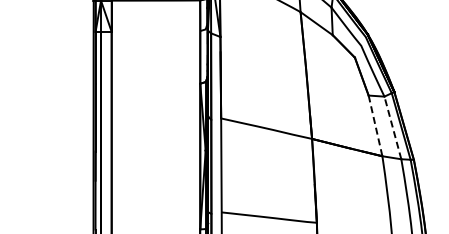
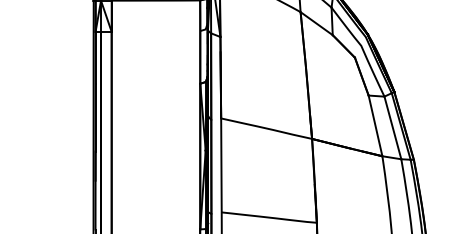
line: dashed -> solid (375, 126)
line: dashed -> solid (392, 127)
